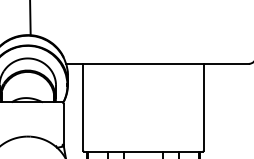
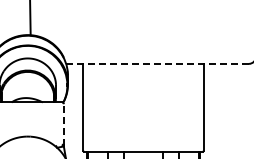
line: solid -> dashed (158, 63)
line: solid -> dashed (63, 124)
